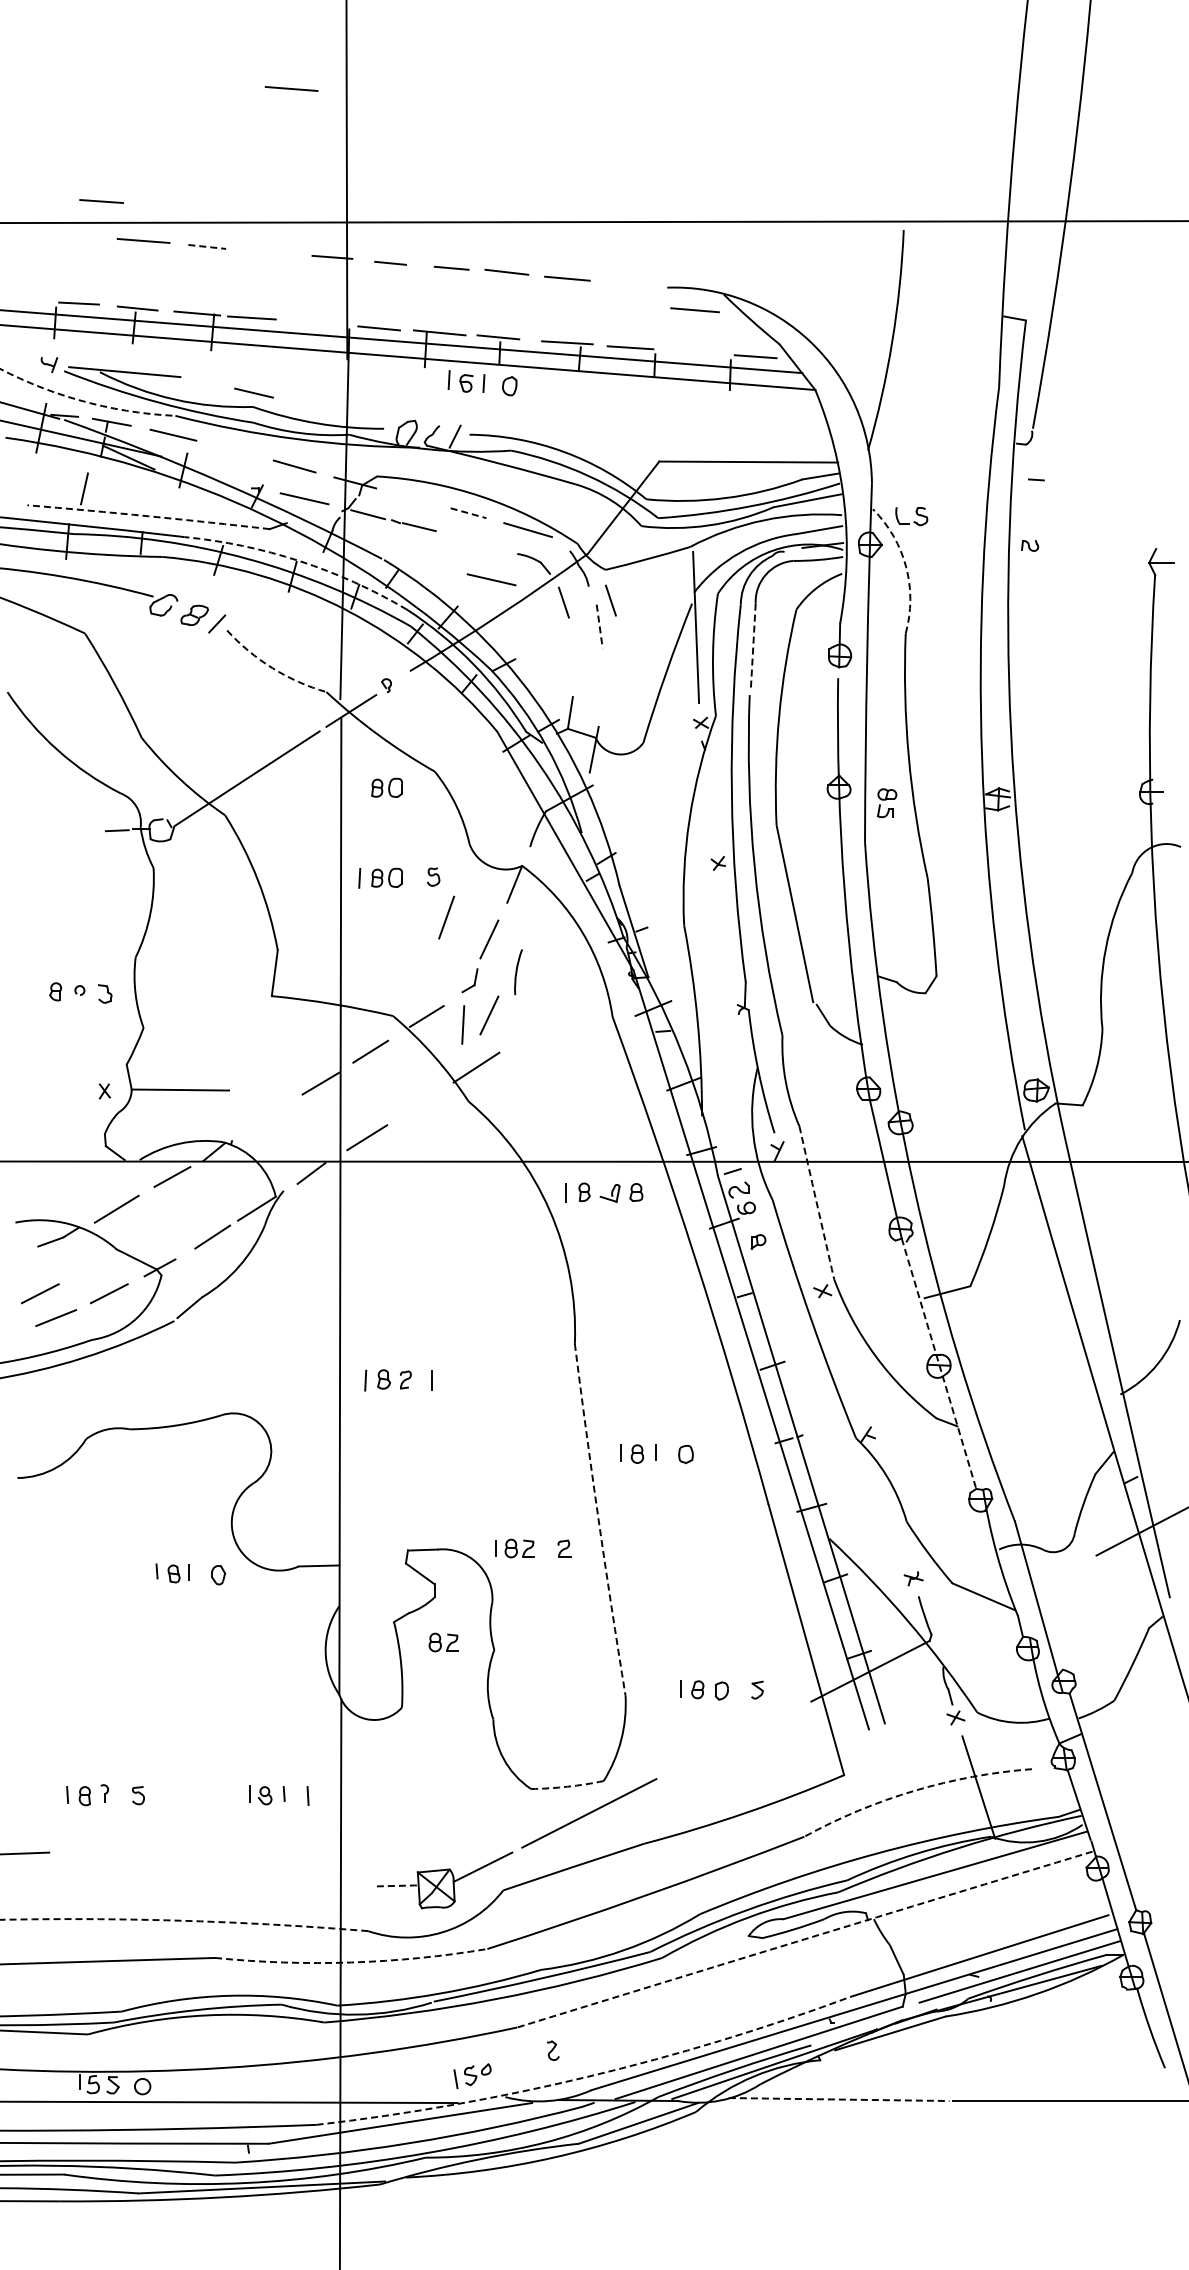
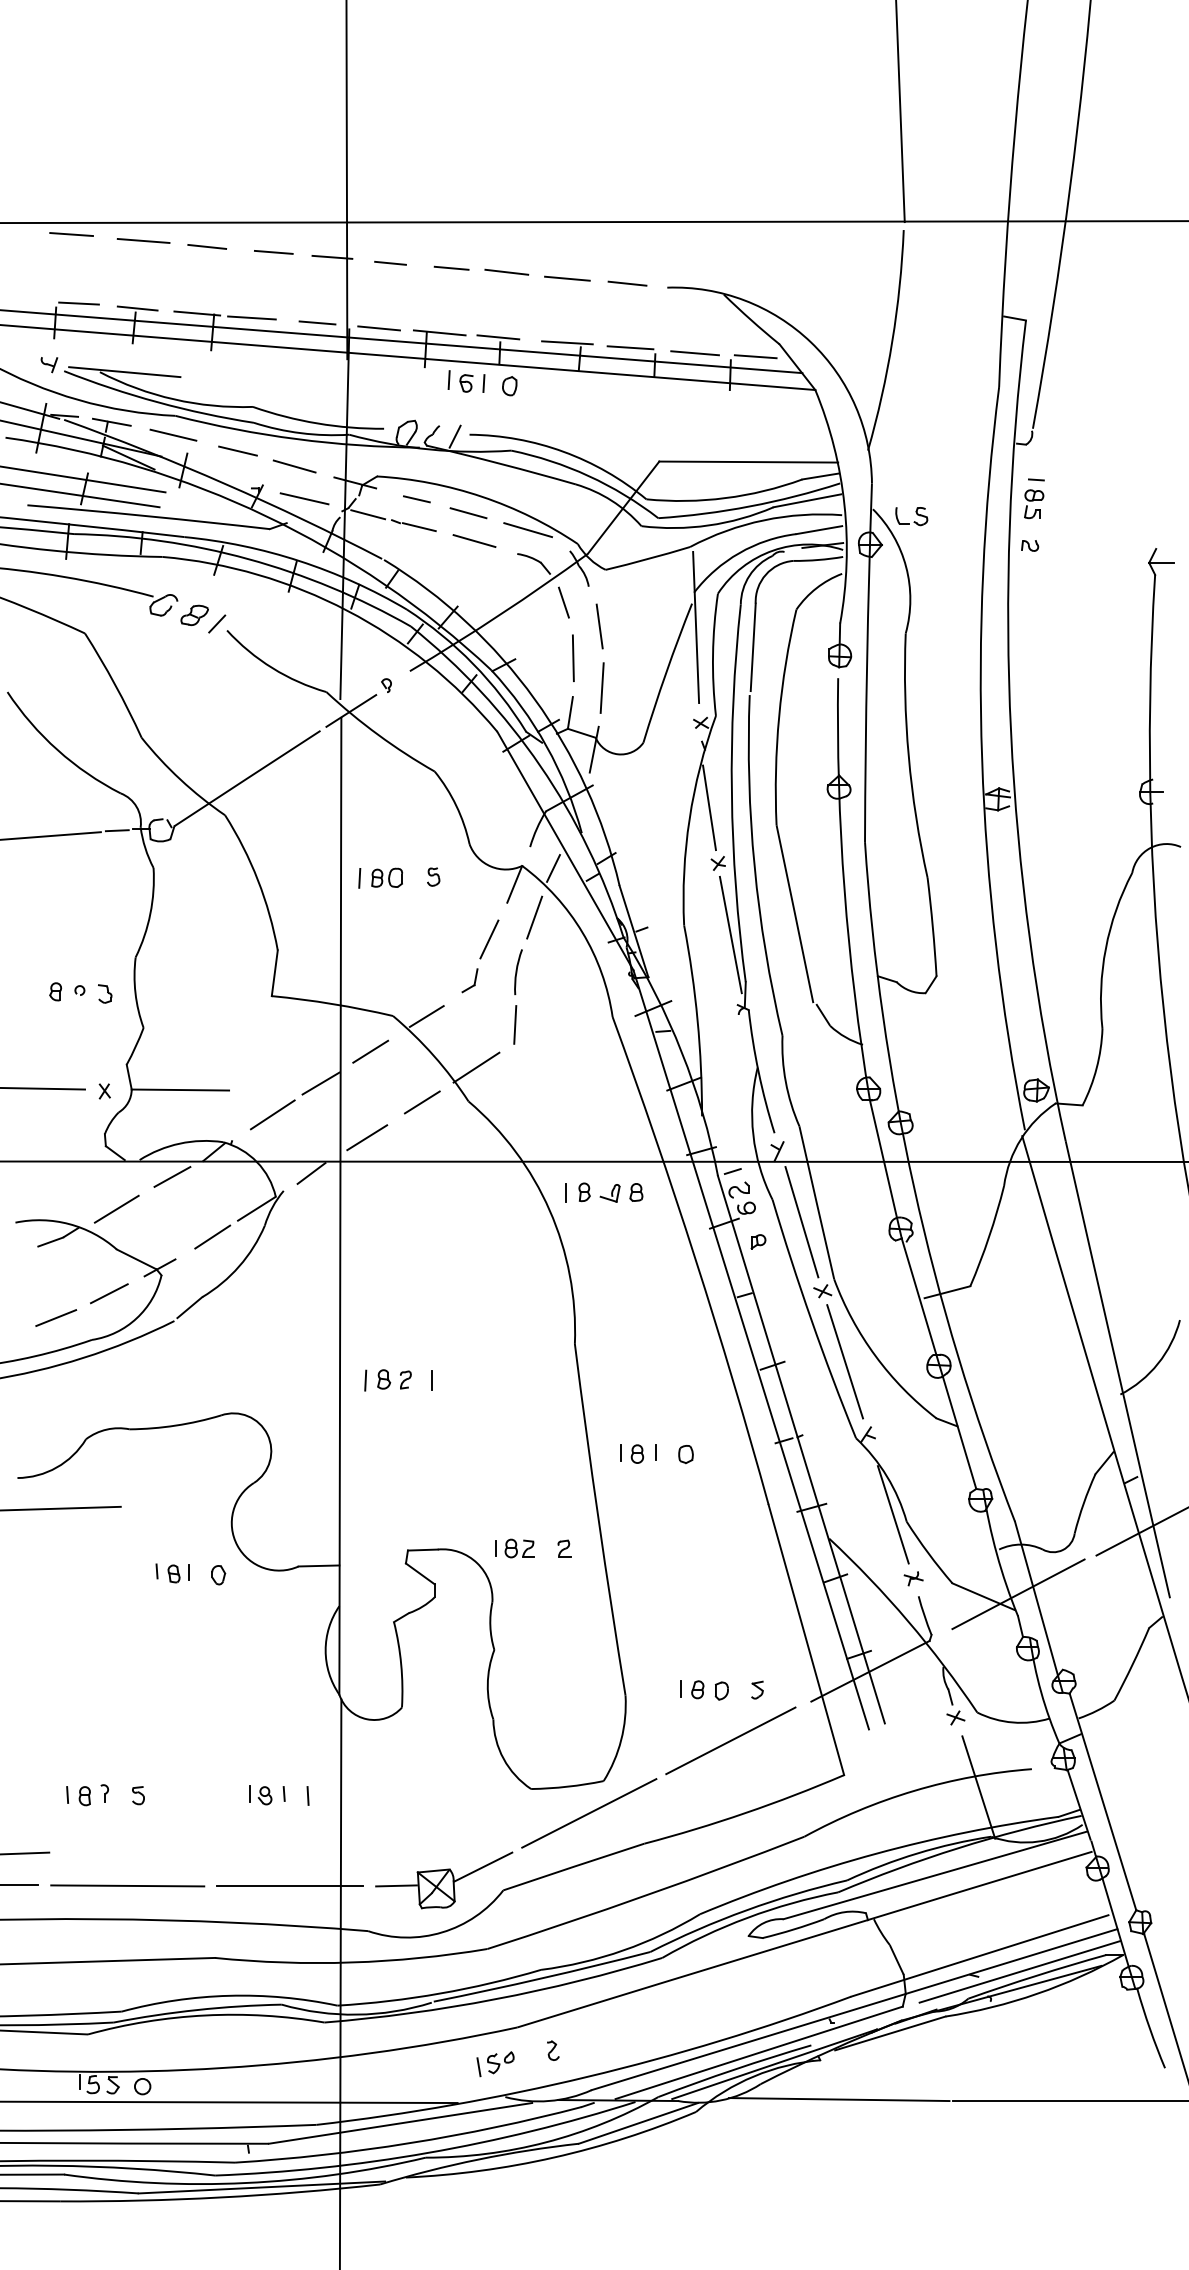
line: present -> none (291, 88)
line: none -> present (900, 112)
line position: (101, 201) -> (71, 234) (71, 234)
line: dashed -> solid (207, 246)
line: none -> present (273, 251)
line: none -> present (627, 283)
line position: (694, 310) -> (694, 353) (694, 353)
line: none -> present (317, 322)
line position: (253, 392) -> (237, 450) (237, 450)
arc: dashed -> solid (85, 401)
line: none -> present (83, 479)
line: none -> present (80, 495)
line: none -> present (416, 499)
line: dashed -> solid (468, 513)
arc: dashed -> solid (148, 516)
line: none -> present (474, 540)
arc: dashed -> solid (299, 561)
arc: dashed -> solid (906, 566)
line: present -> none (491, 579)
line: present -> none (610, 600)
line: dashed -> solid (599, 626)
line: dashed -> solid (753, 647)
line: none -> present (572, 658)
arc: dashed -> solid (272, 668)
line: none -> present (601, 687)
part: present -> none (386, 787)
part position: (887, 802) -> (1034, 503) (1034, 503)
line: none -> present (709, 807)
line: none -> present (51, 835)
line: none -> present (553, 868)
line position: (446, 917) -> (534, 917) (534, 917)
line: none -> present (730, 934)
line: present -> none (489, 1015)
line position: (463, 1024) -> (515, 1024) (515, 1024)
line: none -> present (43, 1088)
line: none -> present (421, 1102)
line: none -> present (272, 1114)
arc: dashed -> solid (816, 1202)
line: none -> present (801, 1222)
line: present -> none (40, 1293)
line: none -> present (845, 1361)
line: dashed -> solid (939, 1363)
line: none -> present (61, 1508)
line: none -> present (892, 1514)
arc: dashed -> solid (598, 1519)
line: none -> present (1018, 1594)
part: present -> none (443, 1642)
line: none -> present (730, 1740)
arc: dashed -> solid (567, 1786)
arc: dashed -> solid (914, 1790)
line: none -> present (20, 1885)
line: none -> present (127, 1885)
line: dashed -> solid (396, 1885)
line: none -> present (290, 1886)
arc: dashed -> solid (184, 1920)
arc: dashed -> solid (804, 1939)
arc: dashed -> solid (351, 1962)
part position: (472, 2076) -> (495, 2064) (495, 2064)
arc: dashed -> solid (587, 2076)
line: dashed -> solid (839, 2099)
